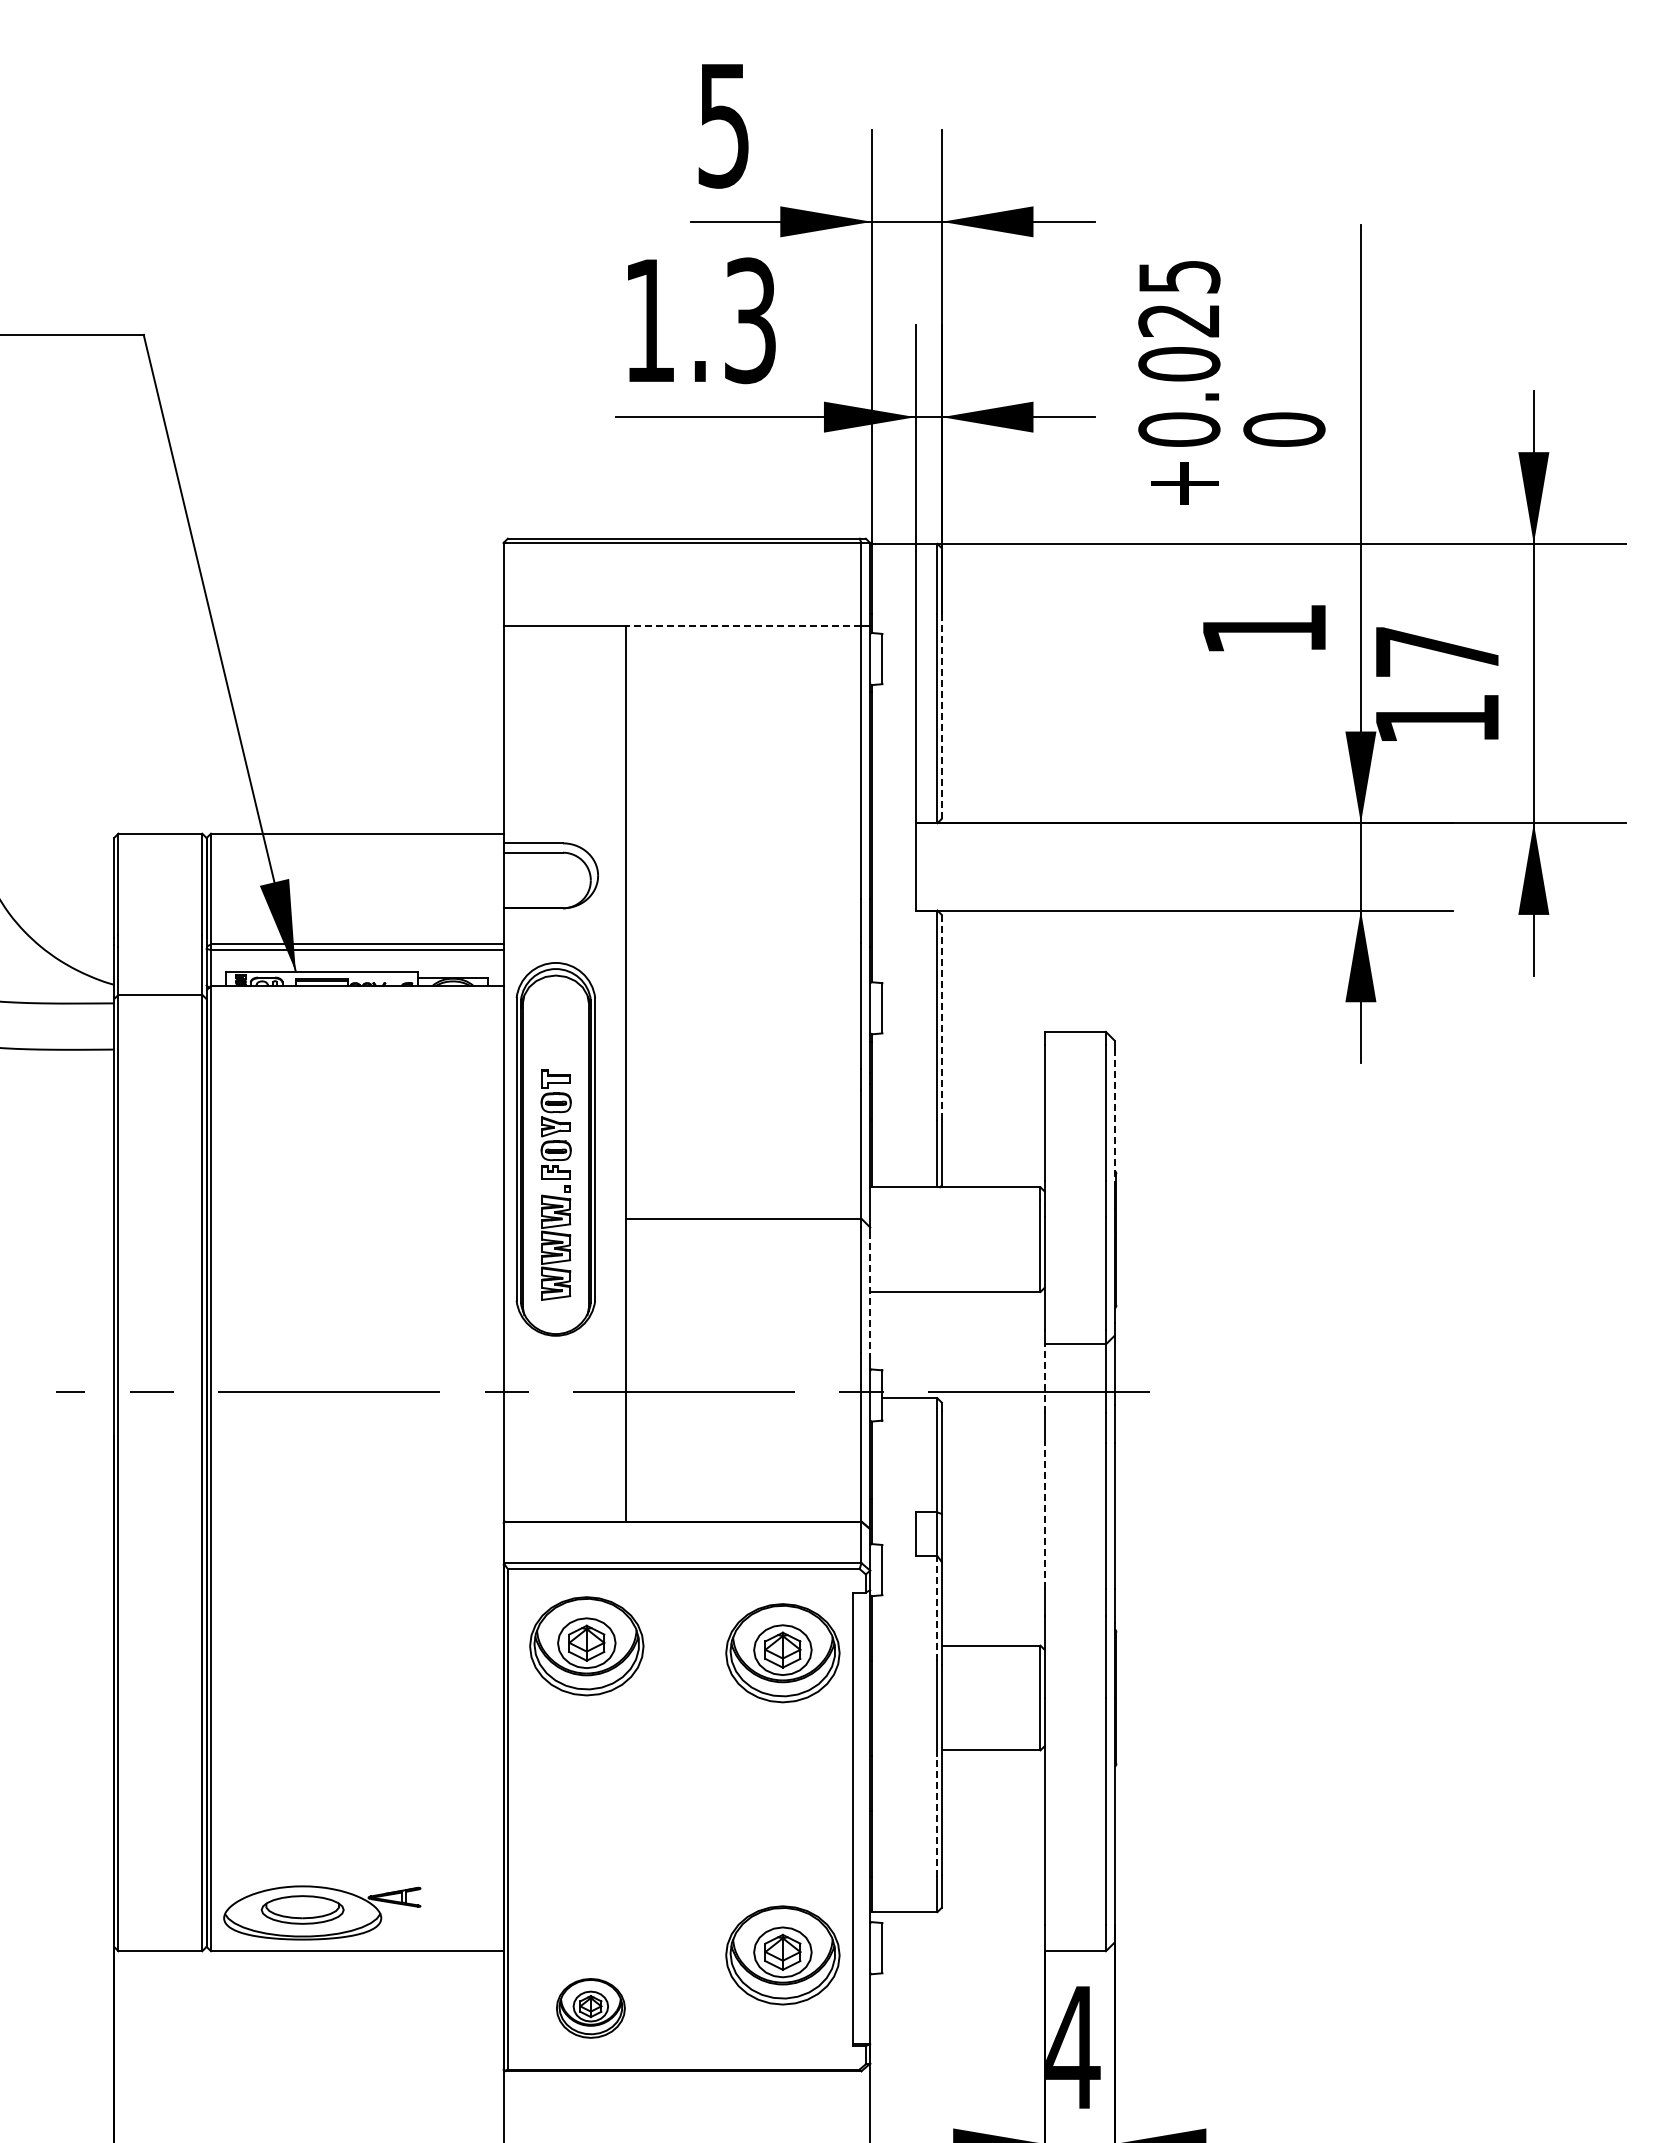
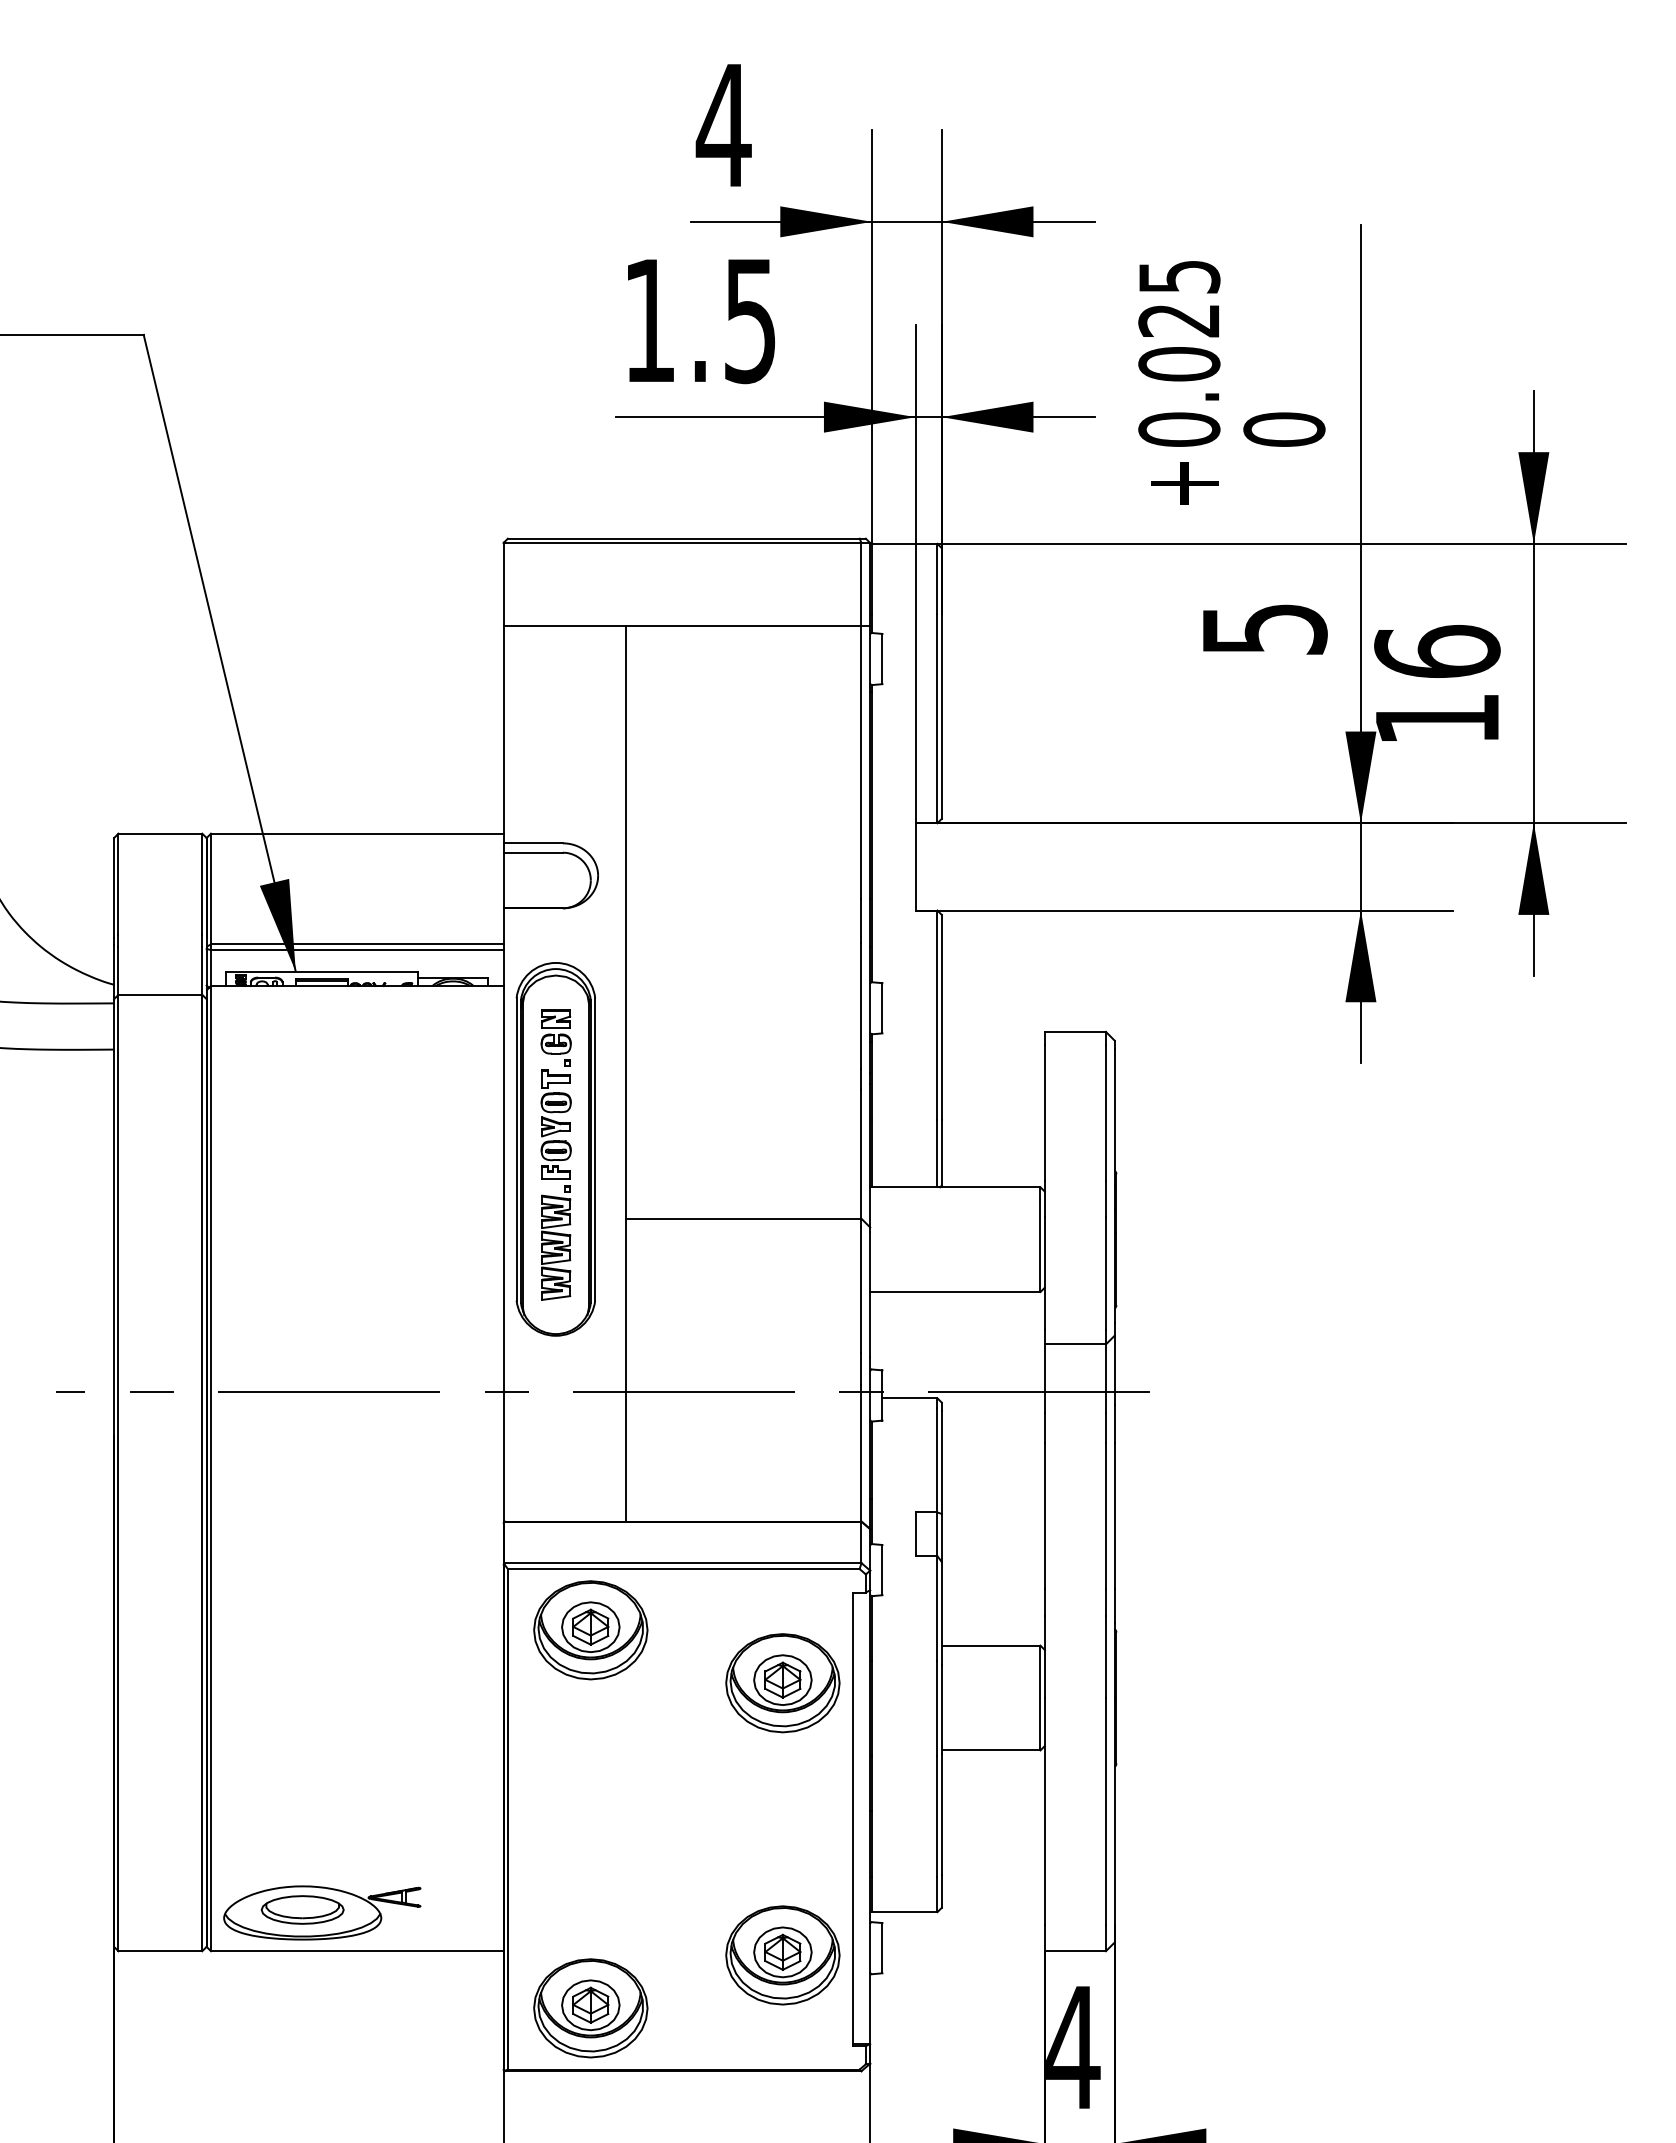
text: 5 -> 4 (723, 126)
text: 1.3 -> 1.5 (750, 320)
line: dashed -> solid (743, 626)
text: 1 -> 5 (1265, 629)
text: 17 -> 16 (1437, 651)
line: dashed -> solid (941, 716)
line: dashed -> solid (941, 1017)
part: none -> present (555, 1037)
line: dashed -> solid (1114, 1117)
line: dashed -> solid (870, 1294)
line: dashed -> solid (1044, 1378)
line: dashed -> solid (1044, 1515)
line: dashed -> solid (937, 1607)
part position: (586, 1646) -> (590, 1630) (590, 1630)
part position: (782, 1653) -> (782, 1683) (782, 1683)
line: dashed -> solid (937, 1816)
part size: 70x61 px -> 116x101 px (590, 2008)
